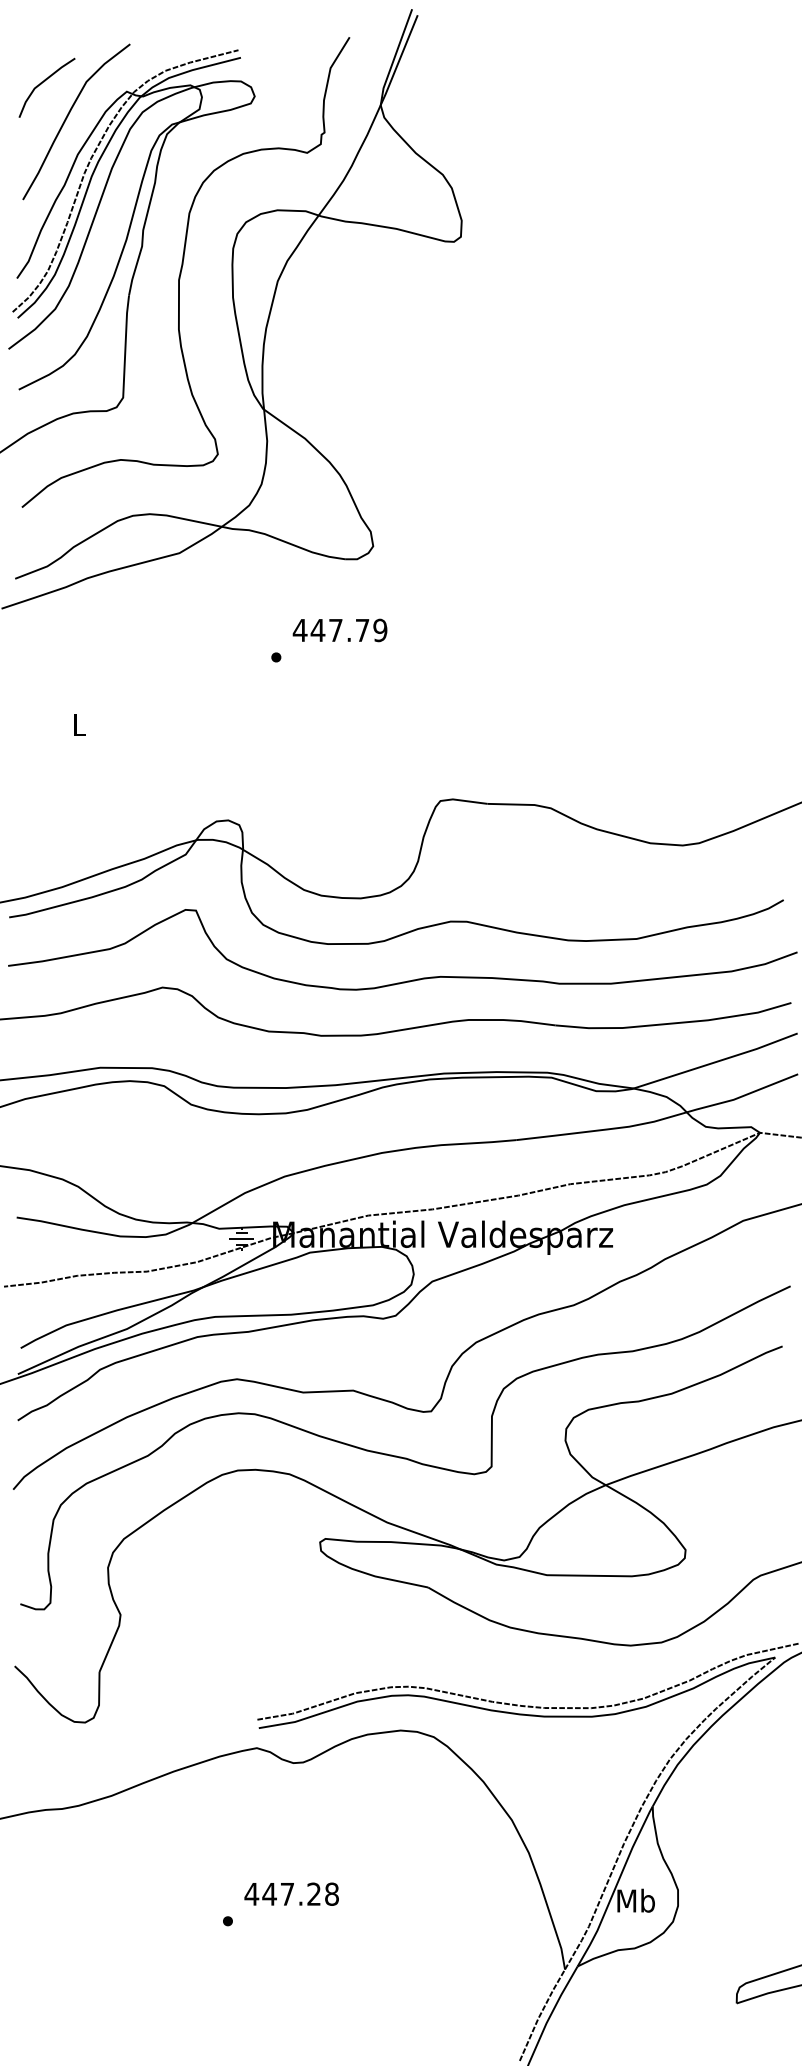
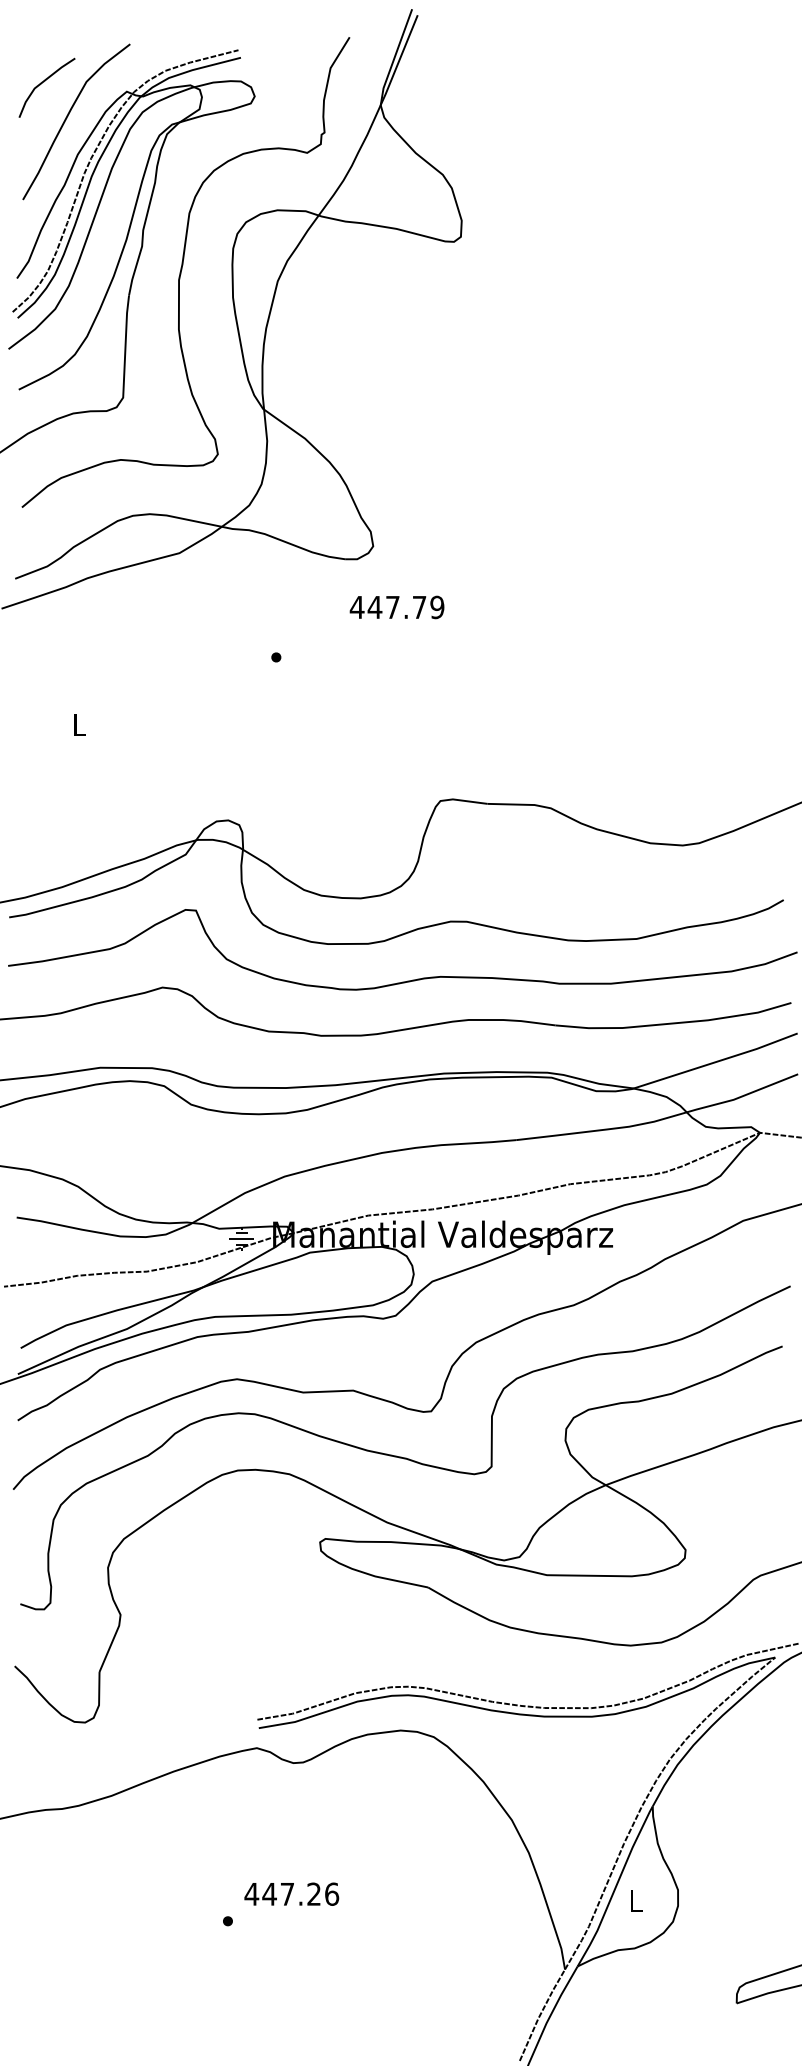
text position: (339, 630) -> (396, 607) (396, 607)
text: 447.28 -> 447.26 (332, 1893)
text: Mb -> L (635, 1900)
